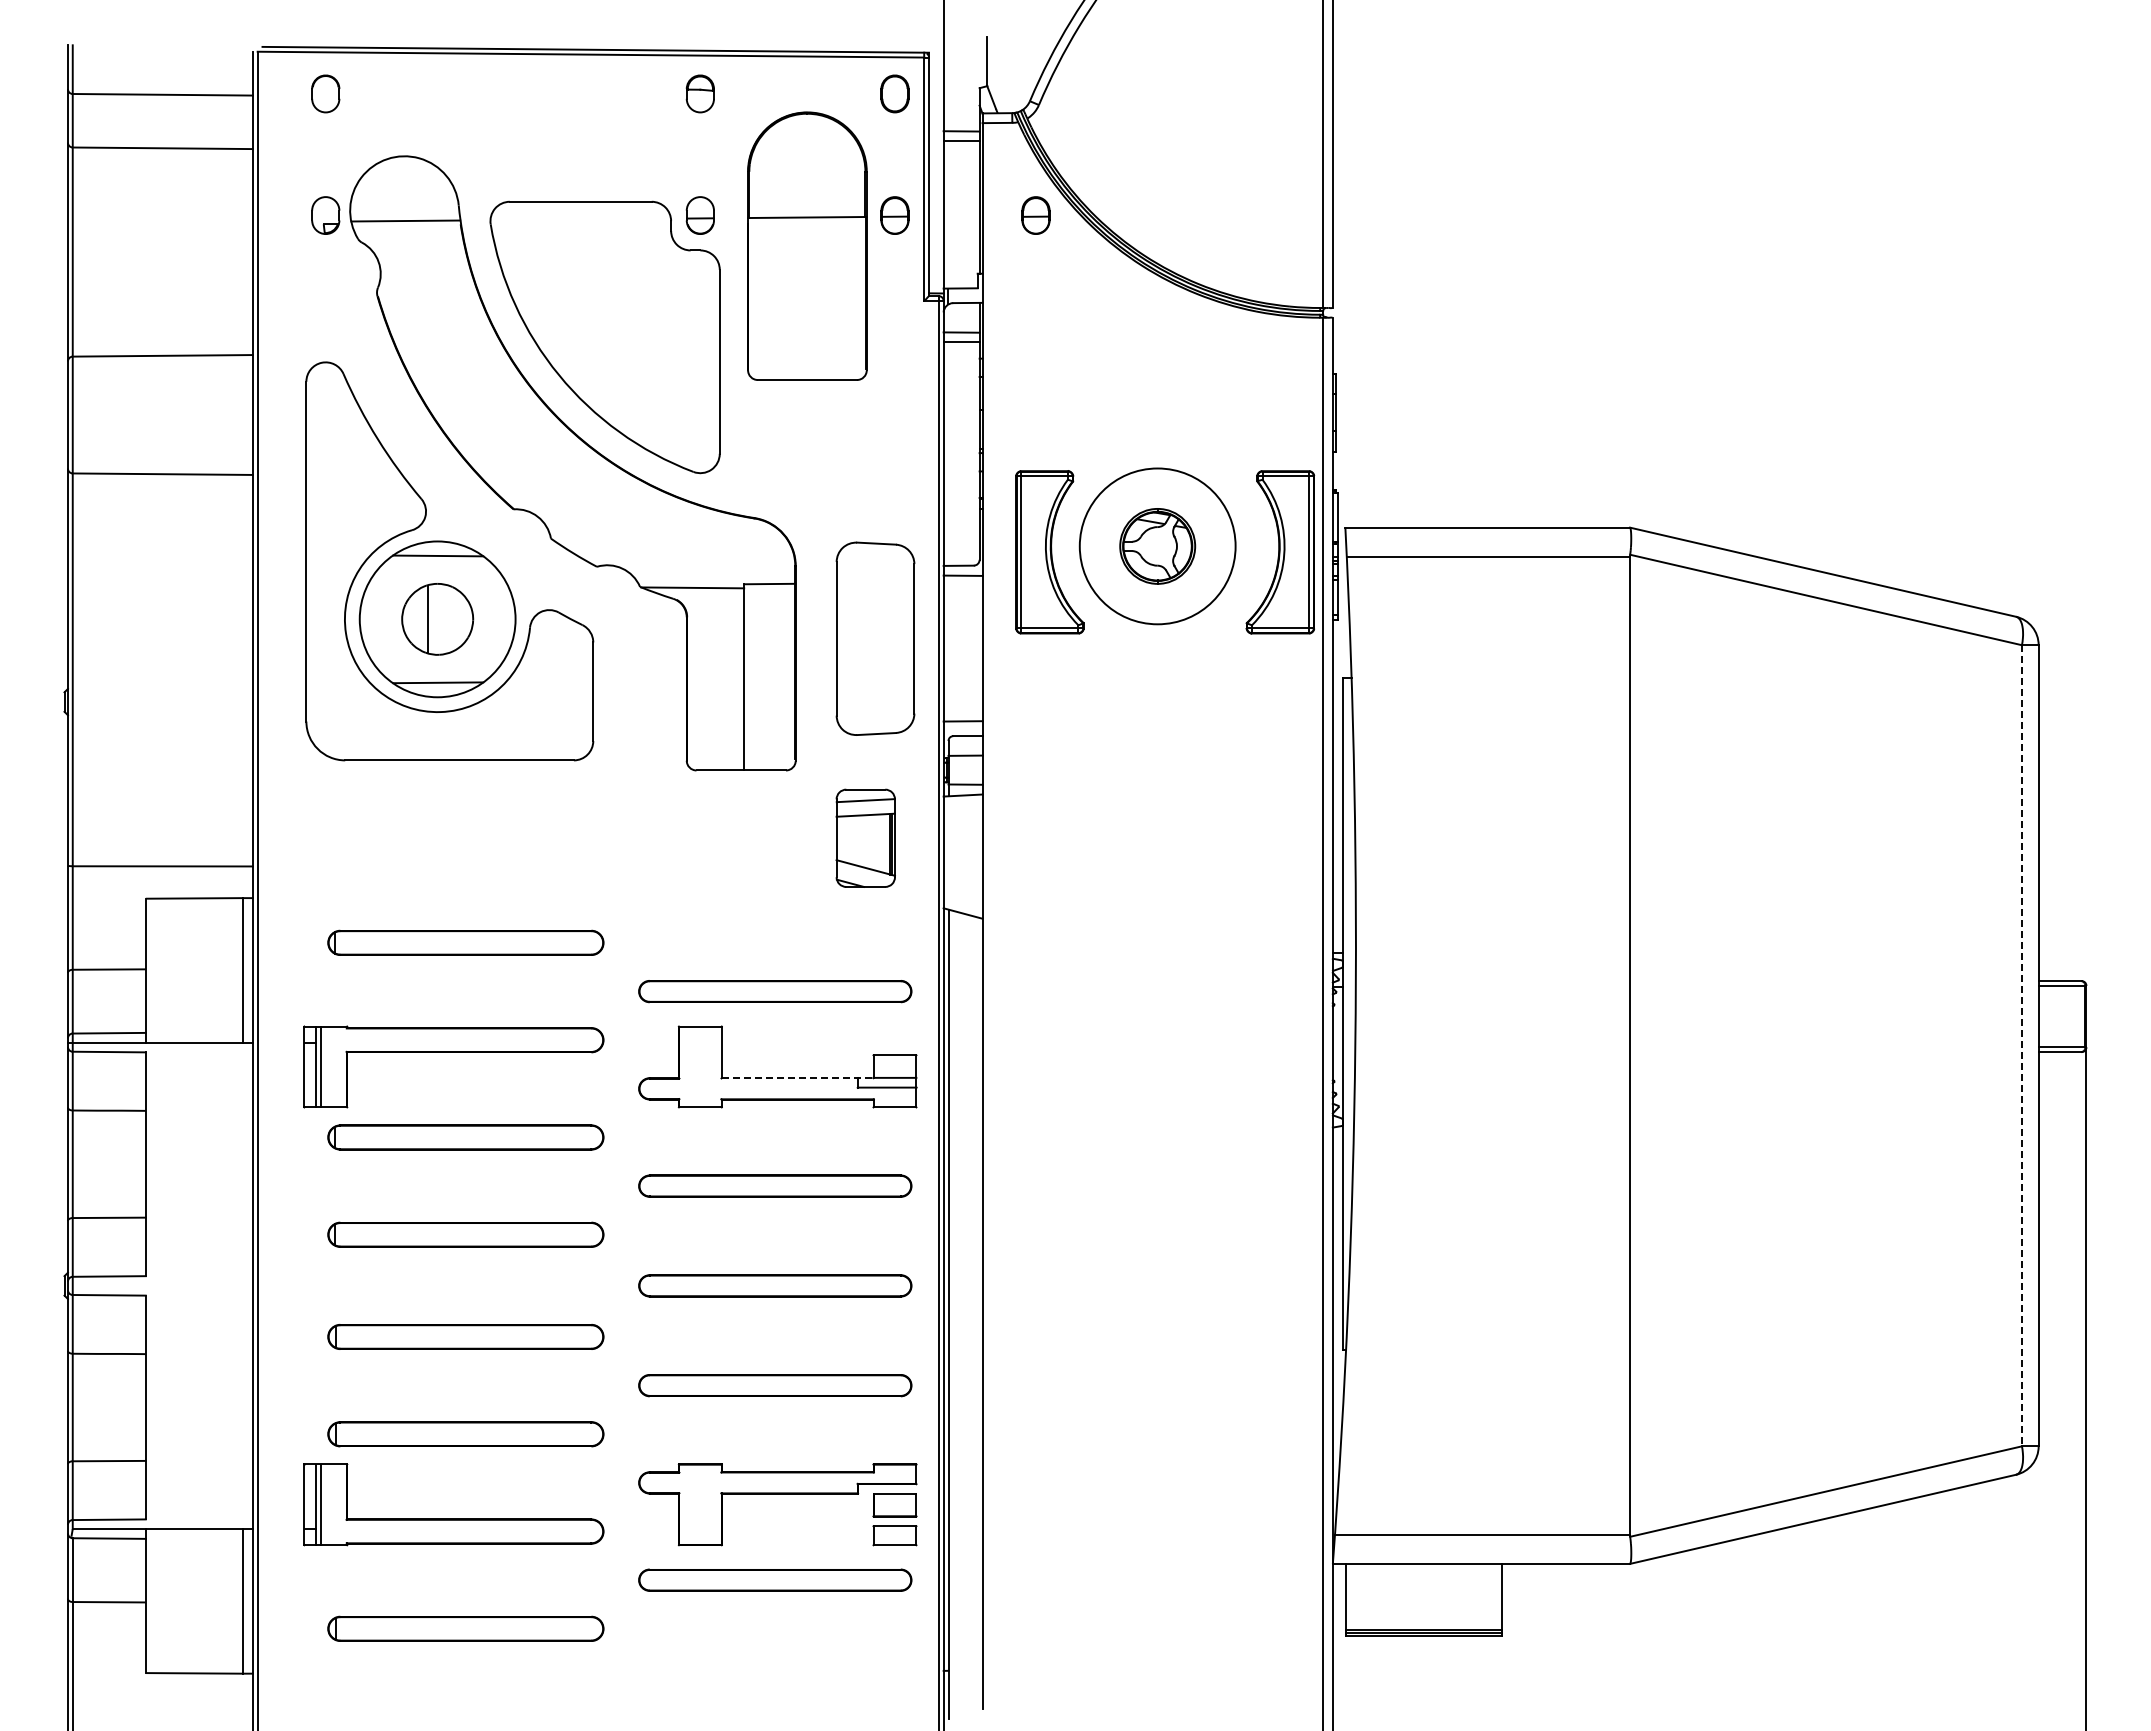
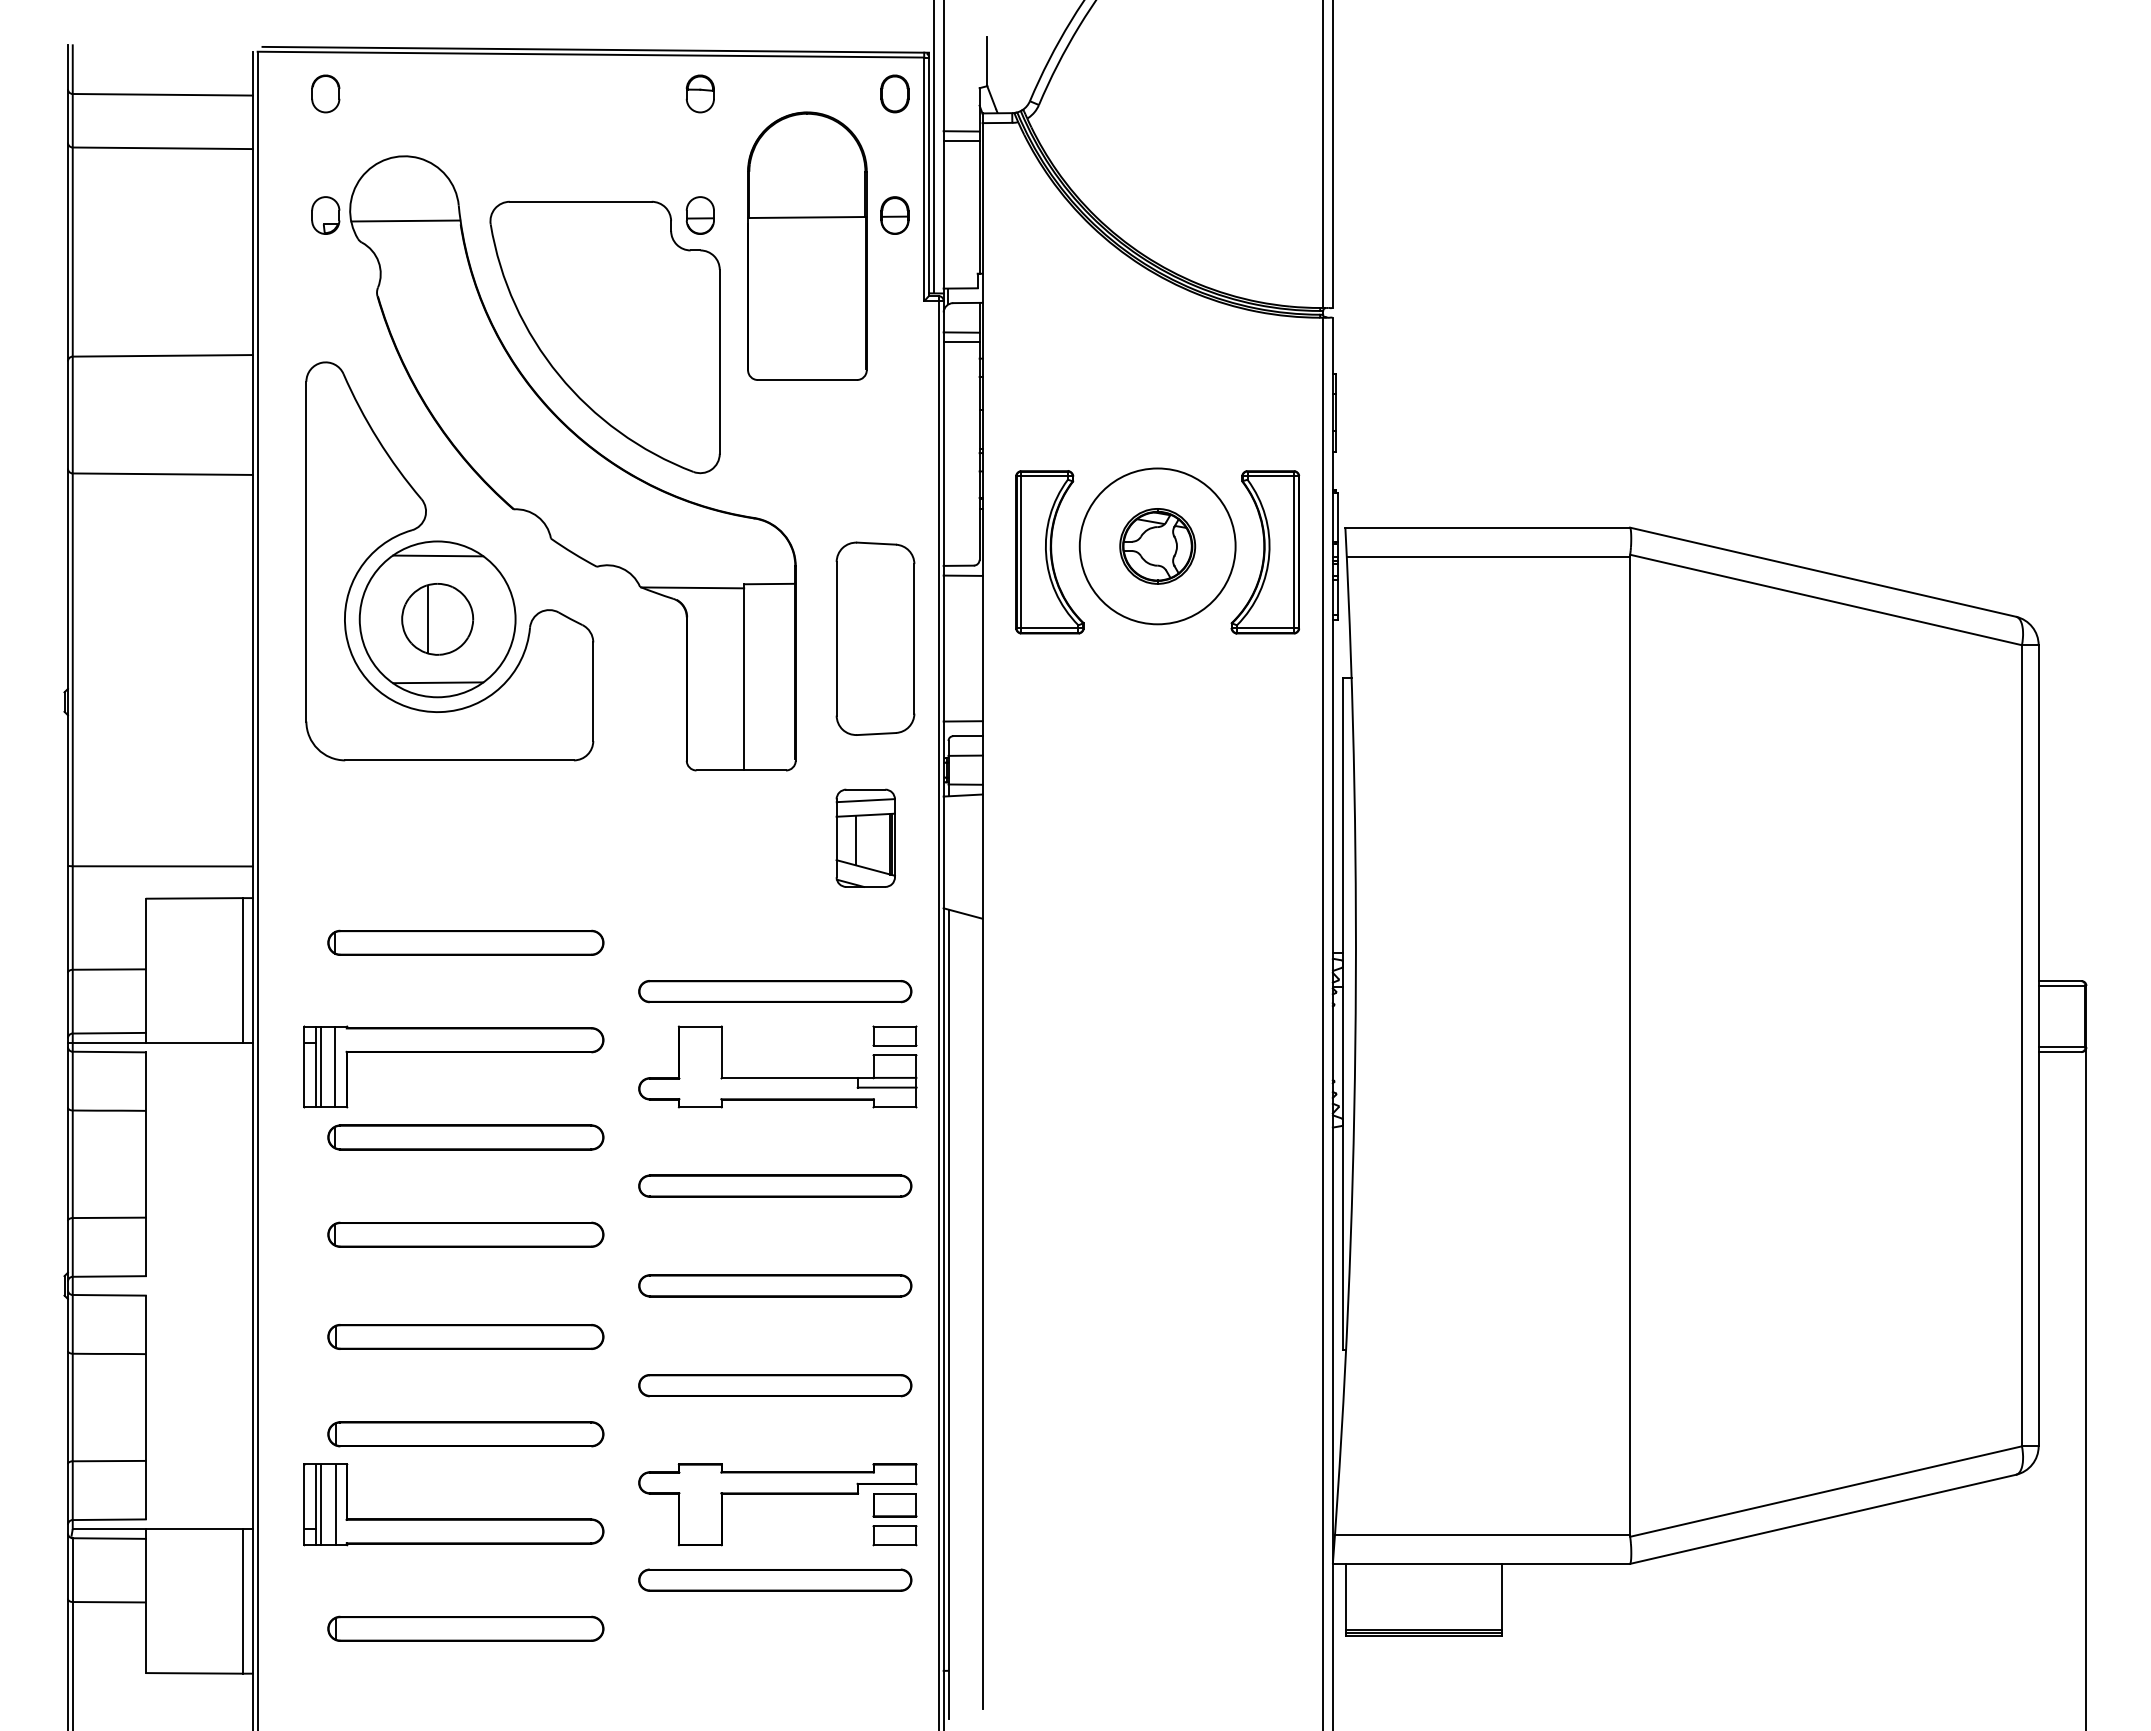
line: none -> present (933, 147)
part: present -> none (1035, 215)
part position: (1280, 552) -> (1265, 552) (1265, 552)
line: none -> present (856, 840)
part: none -> present (894, 1035)
line: dashed -> solid (2021, 1045)
line: none -> present (335, 1066)
line: dashed -> solid (797, 1078)
line: none -> present (335, 1504)
